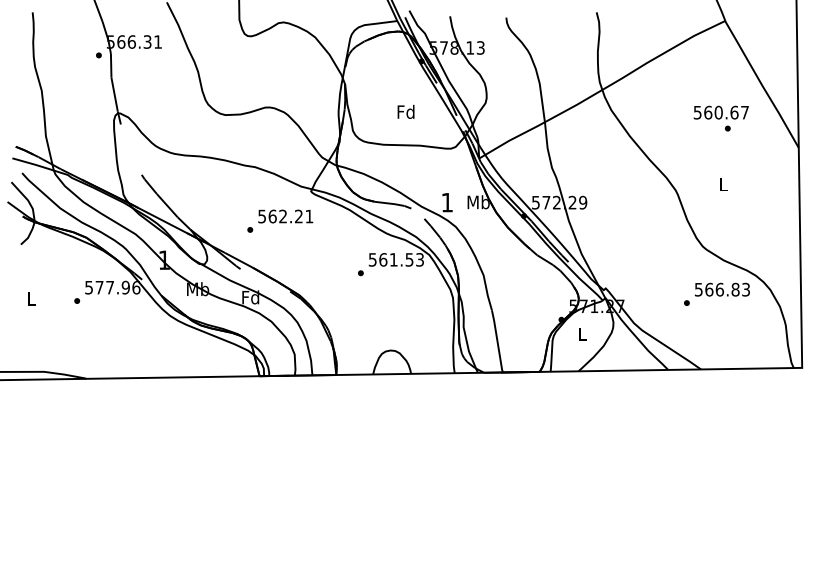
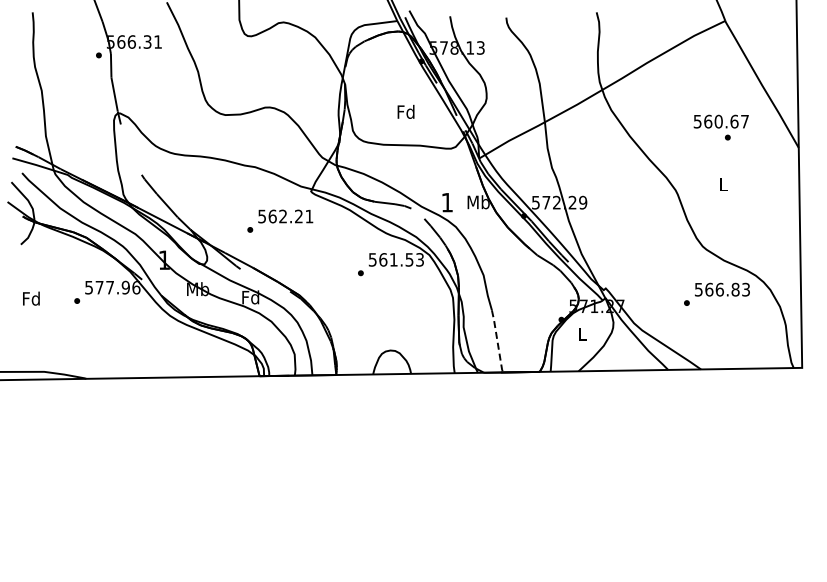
text position: (720, 118) -> (720, 127) (720, 127)
text: L -> Fd (31, 298)
line: solid -> dashed (497, 341)
